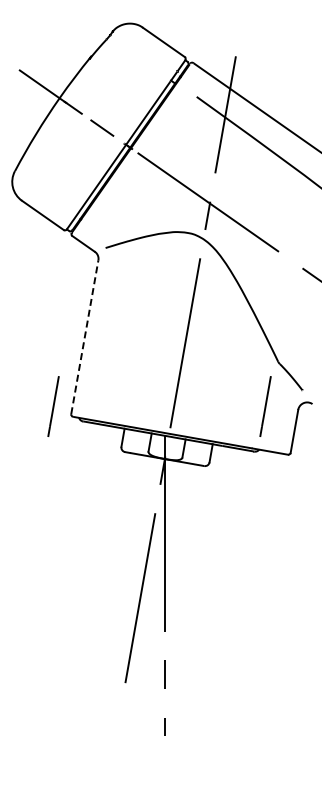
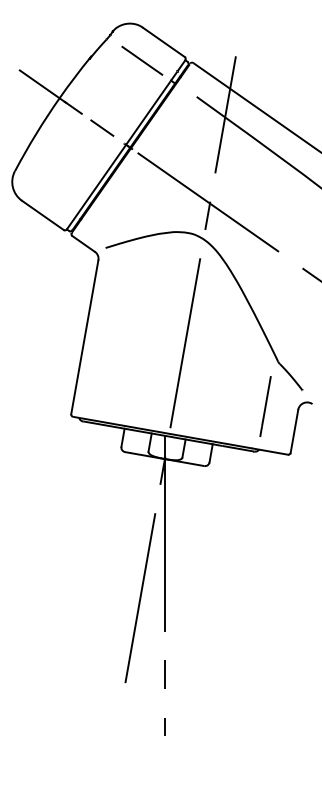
line: none -> present (142, 60)
line: dashed -> solid (84, 337)
line: present -> none (53, 406)
